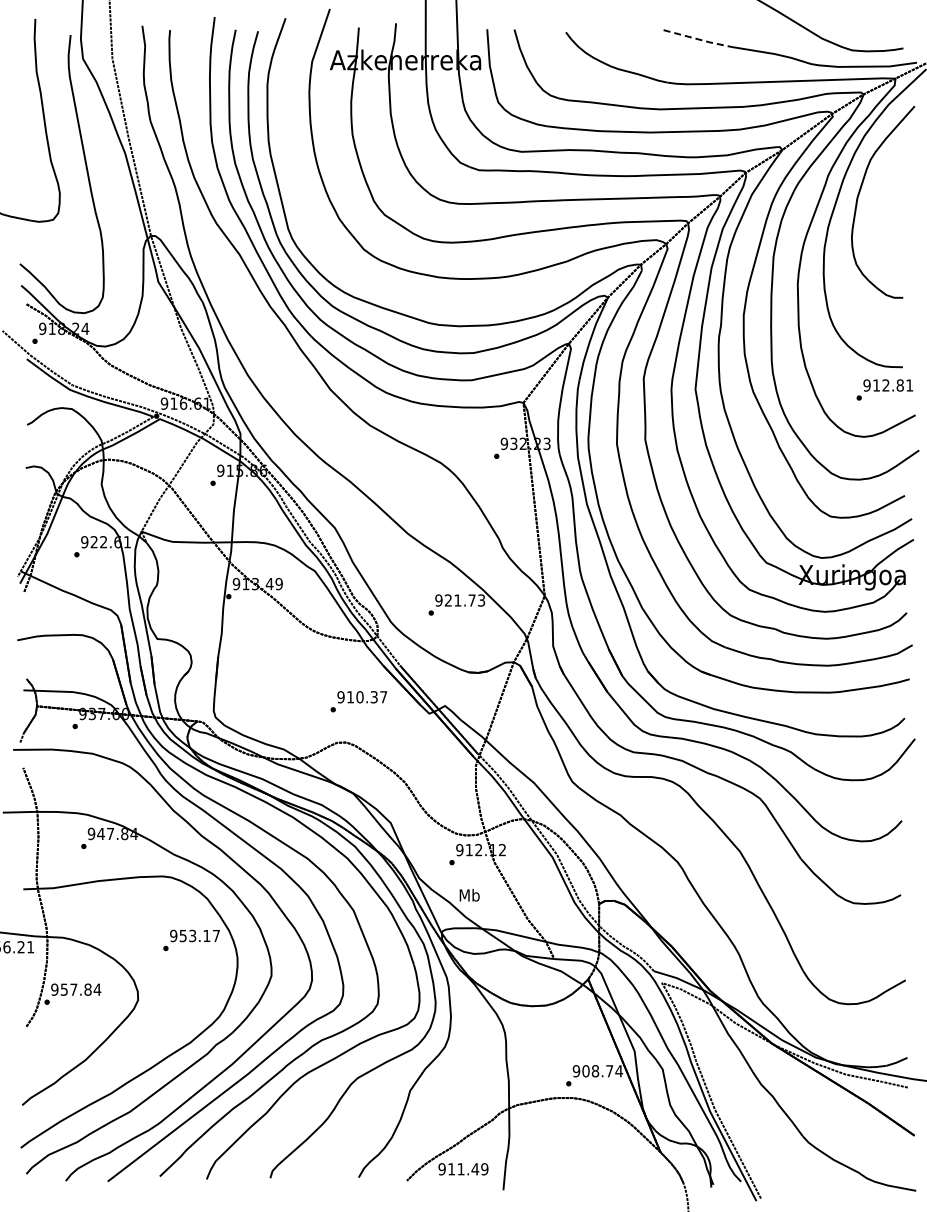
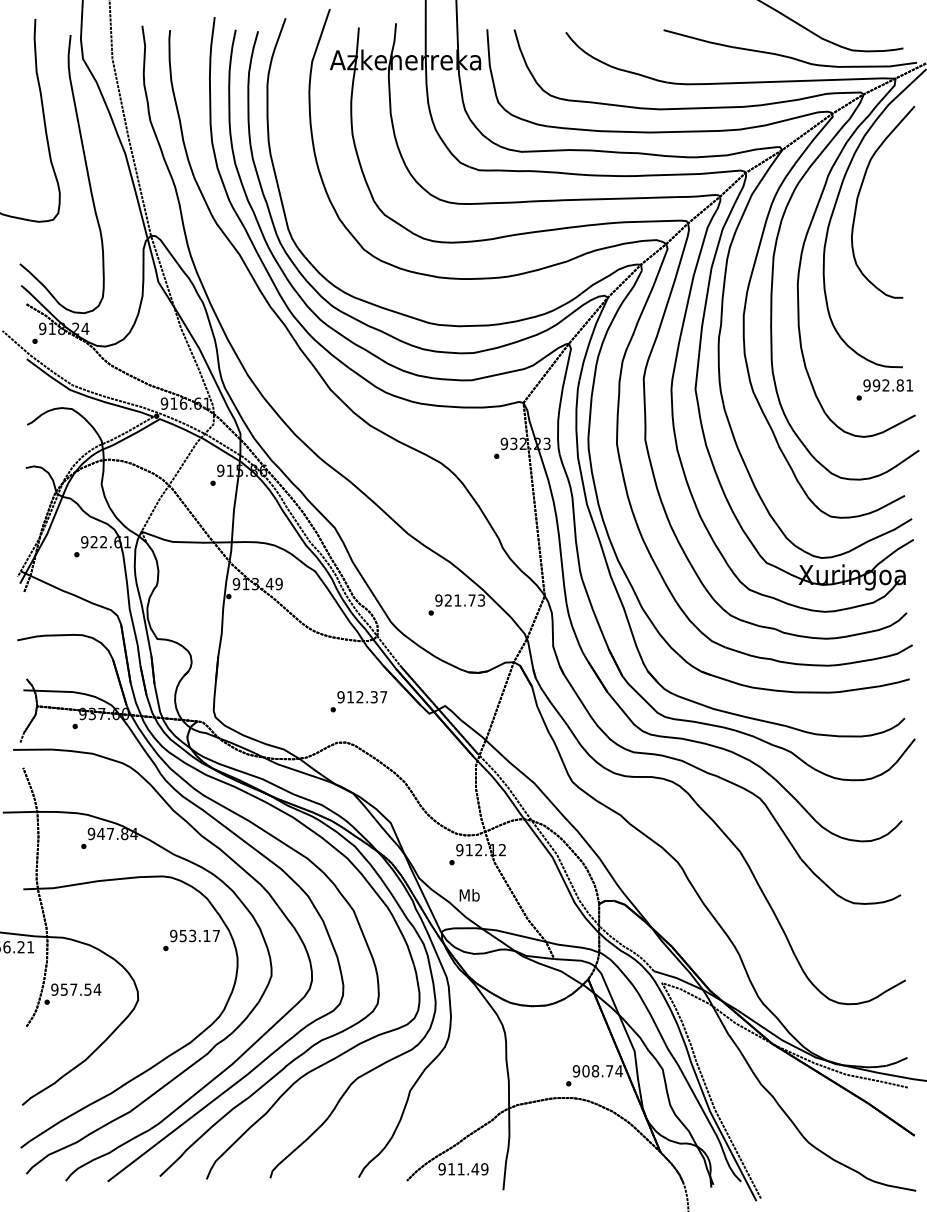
line: dashed -> solid (698, 39)
text: 912.81 -> 992.81 (876, 385)
text: 910.37 -> 912.37 (359, 697)
text: 957.84 -> 957.54 (87, 989)
